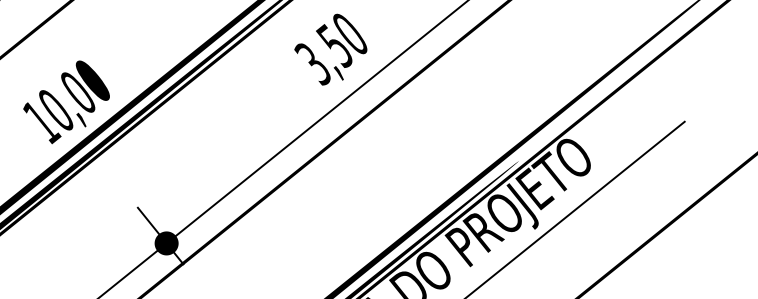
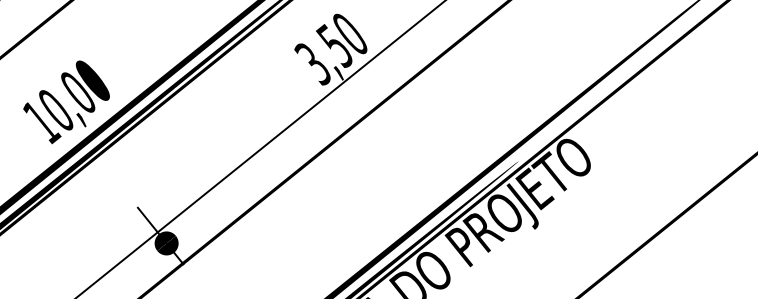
line position: (283, 148) -> (260, 148) (260, 148)
line: present -> none (576, 208)
